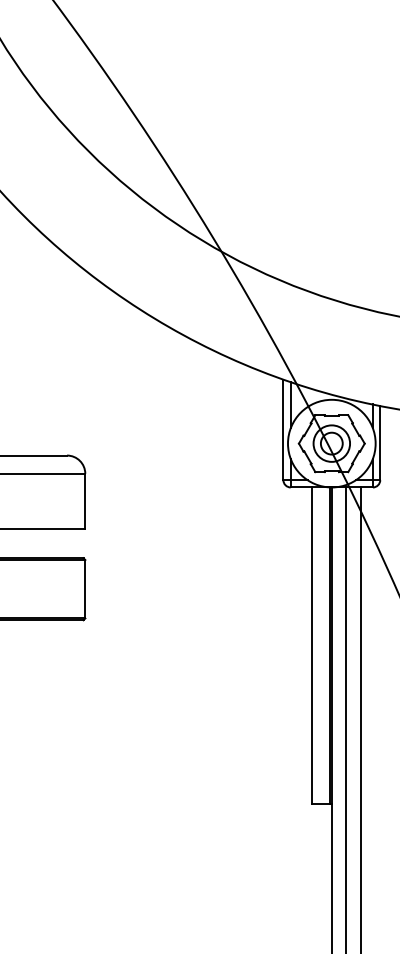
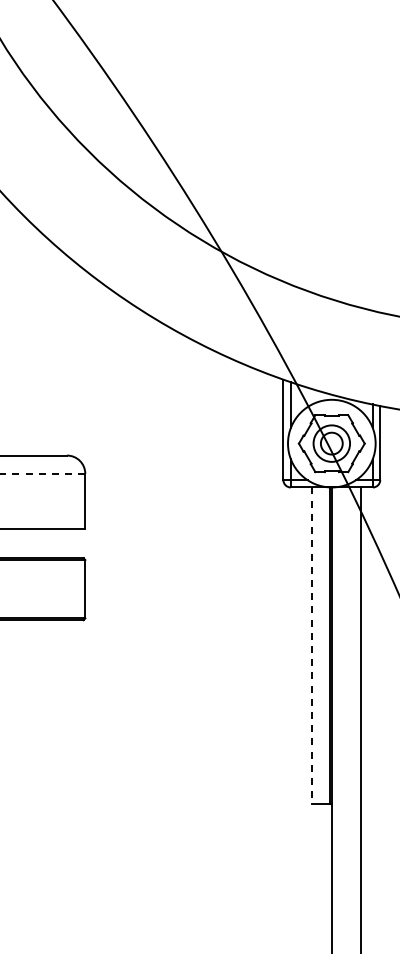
line: solid -> dashed (42, 473)
line: solid -> dashed (311, 646)
line: present -> none (346, 718)
